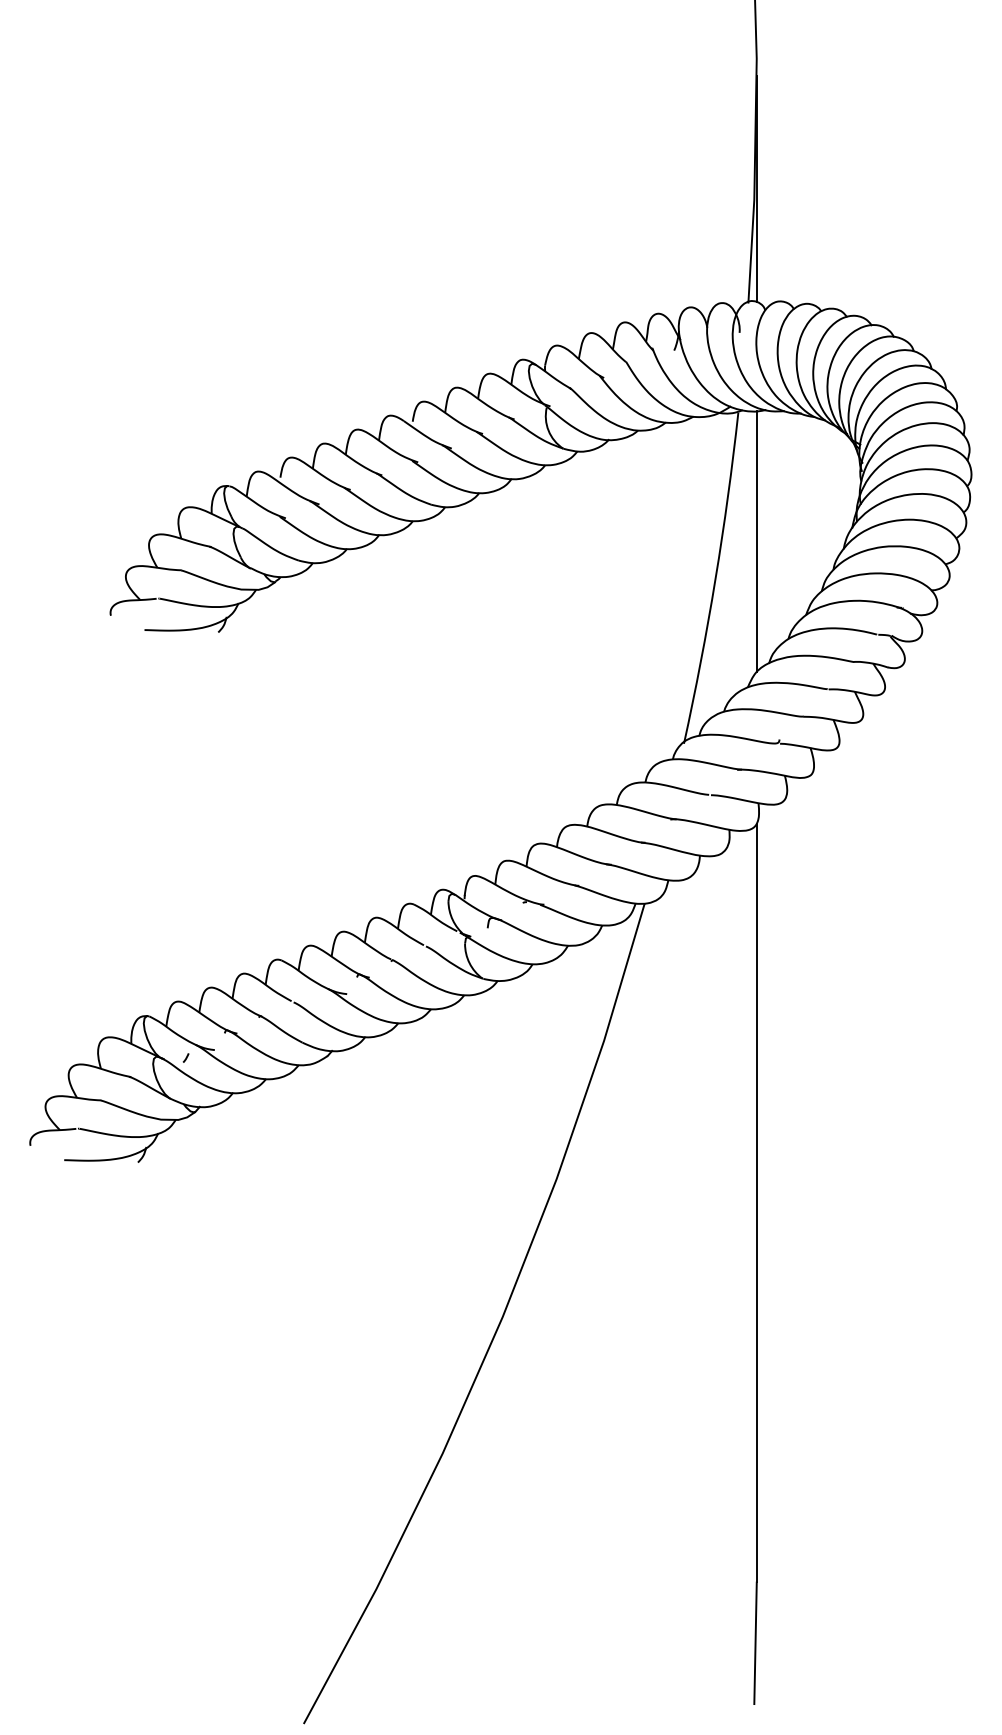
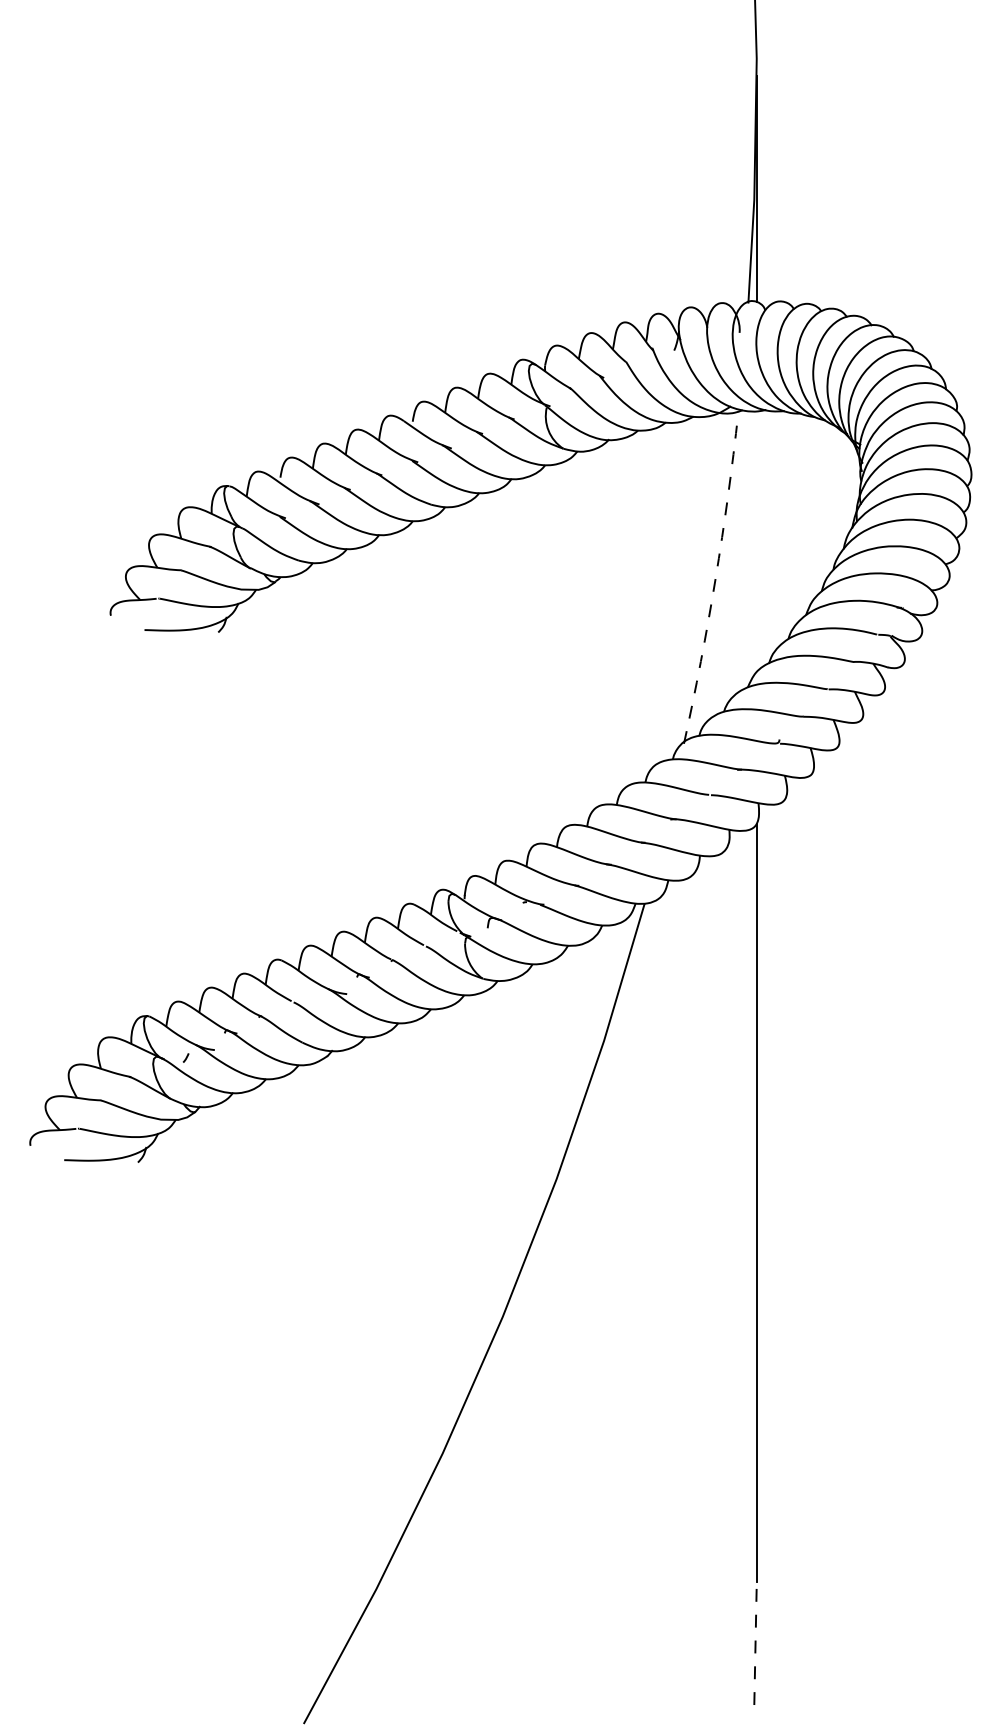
line: present -> none (756, 541)
arc: solid -> dashed (715, 578)
line: solid -> dashed (755, 1643)
